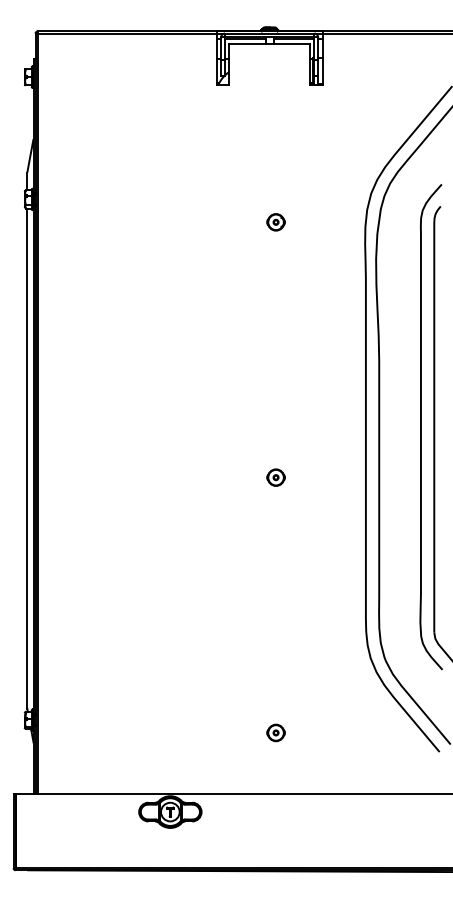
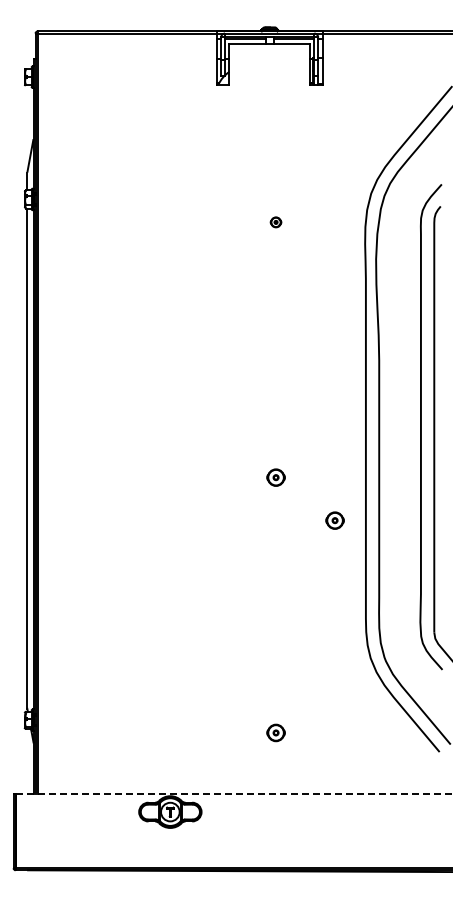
part size: 20x19 px -> 14x13 px (275, 222)
part: none -> present (334, 520)
line: solid -> dashed (234, 794)
